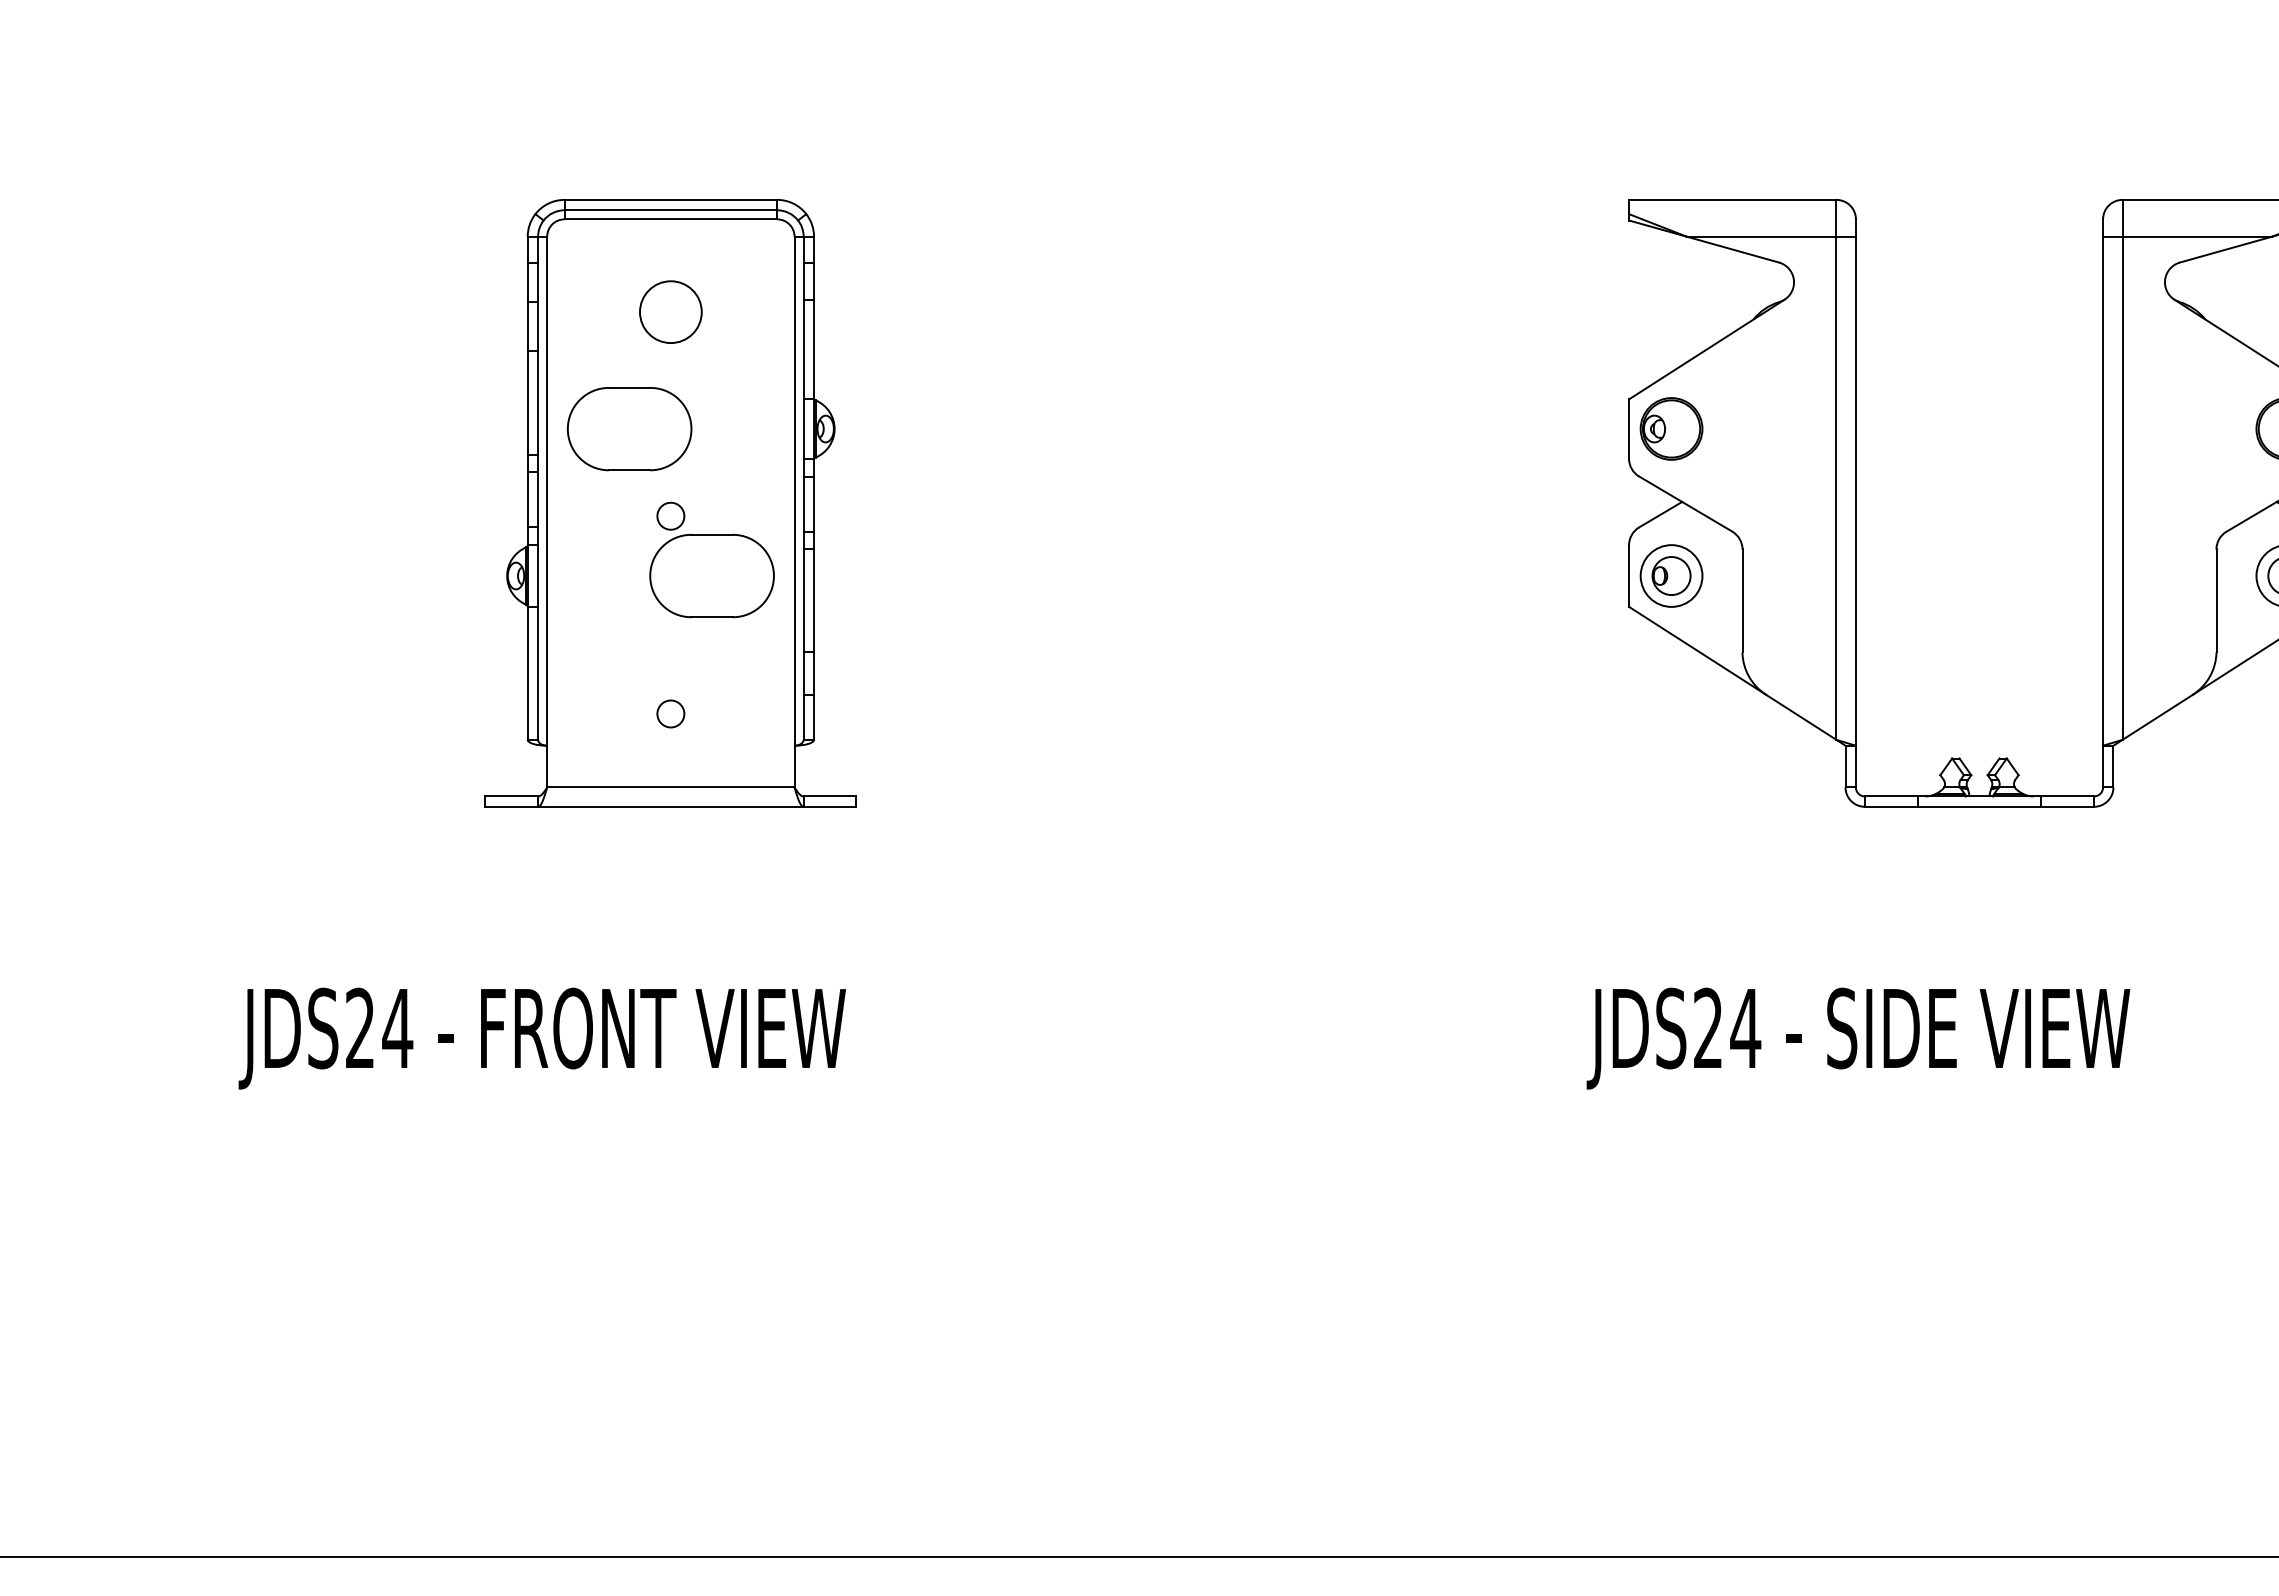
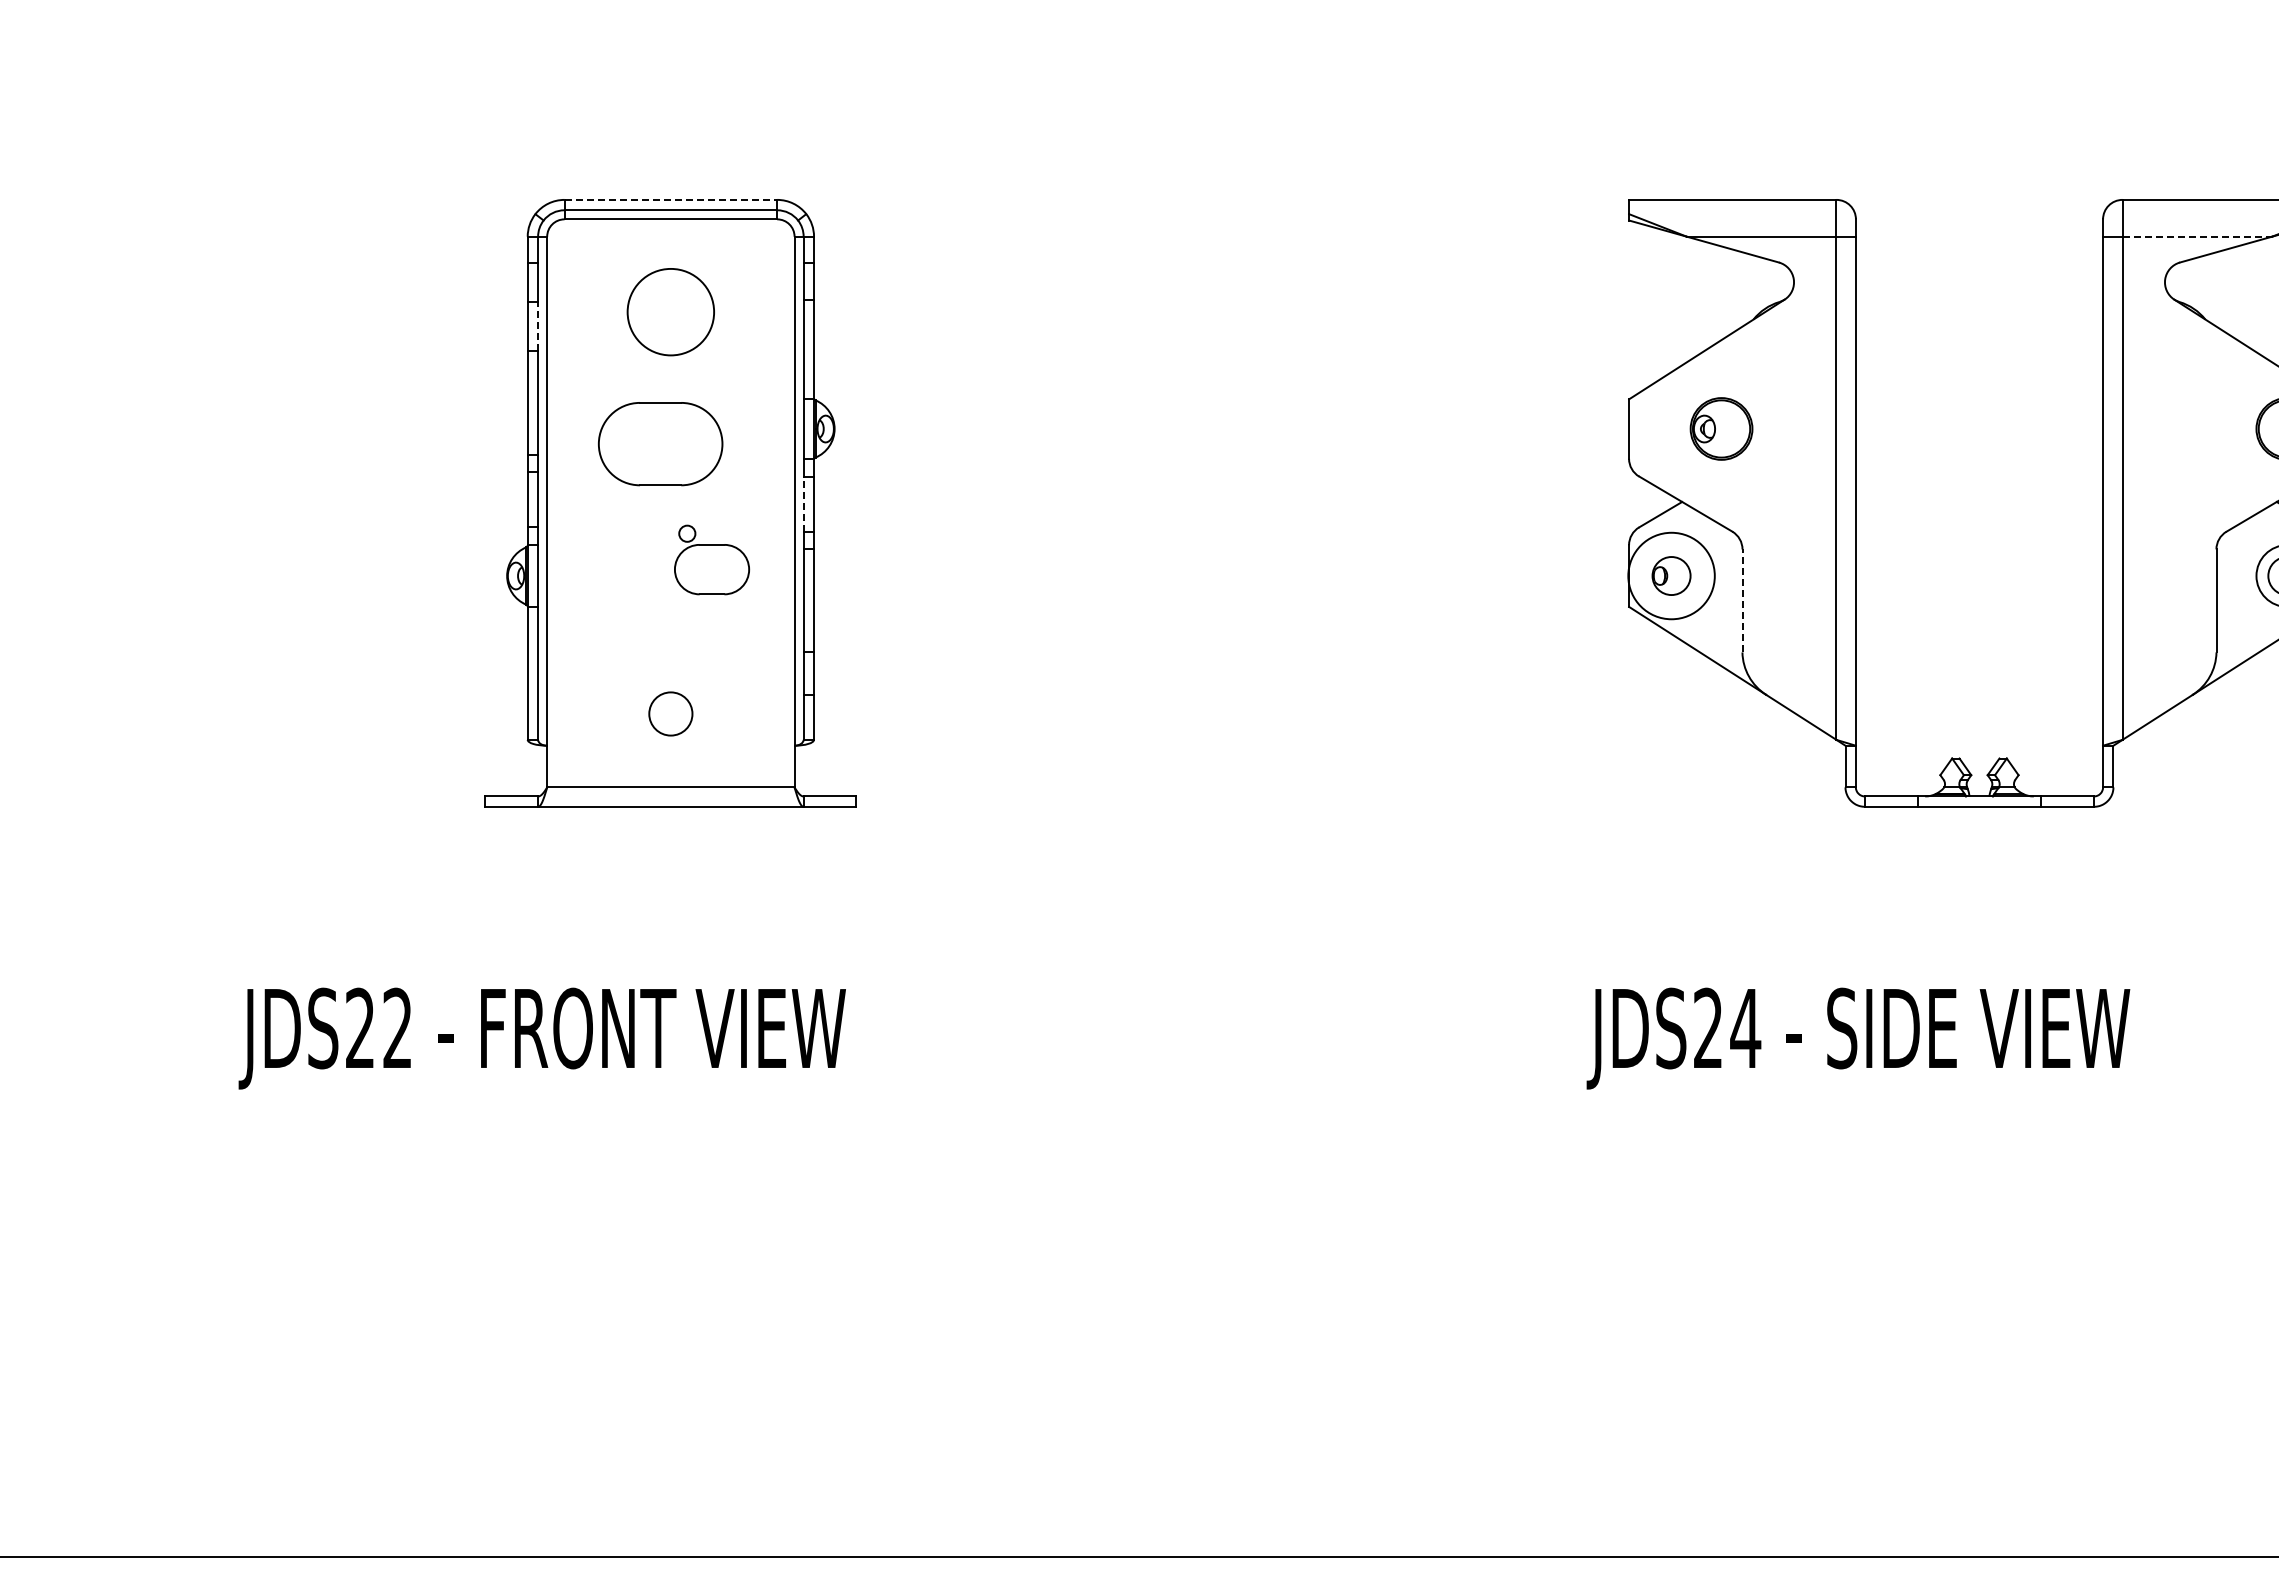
line: solid -> dashed (671, 199)
line: solid -> dashed (2197, 236)
circle diameter: 62 px -> 86 px (670, 311)
line: solid -> dashed (538, 326)
part position: (1671, 428) -> (1721, 428) (1721, 428)
part position: (629, 429) -> (660, 444) (660, 444)
line: solid -> dashed (803, 504)
part size: 126x118 px -> 77x72 px (712, 559)
circle diameter: 62 px -> 86 px (1671, 575)
line: solid -> dashed (1742, 600)
circle diameter: 27 px -> 43 px (670, 713)
text: JDS24 -> JDS22 (397, 1027)
